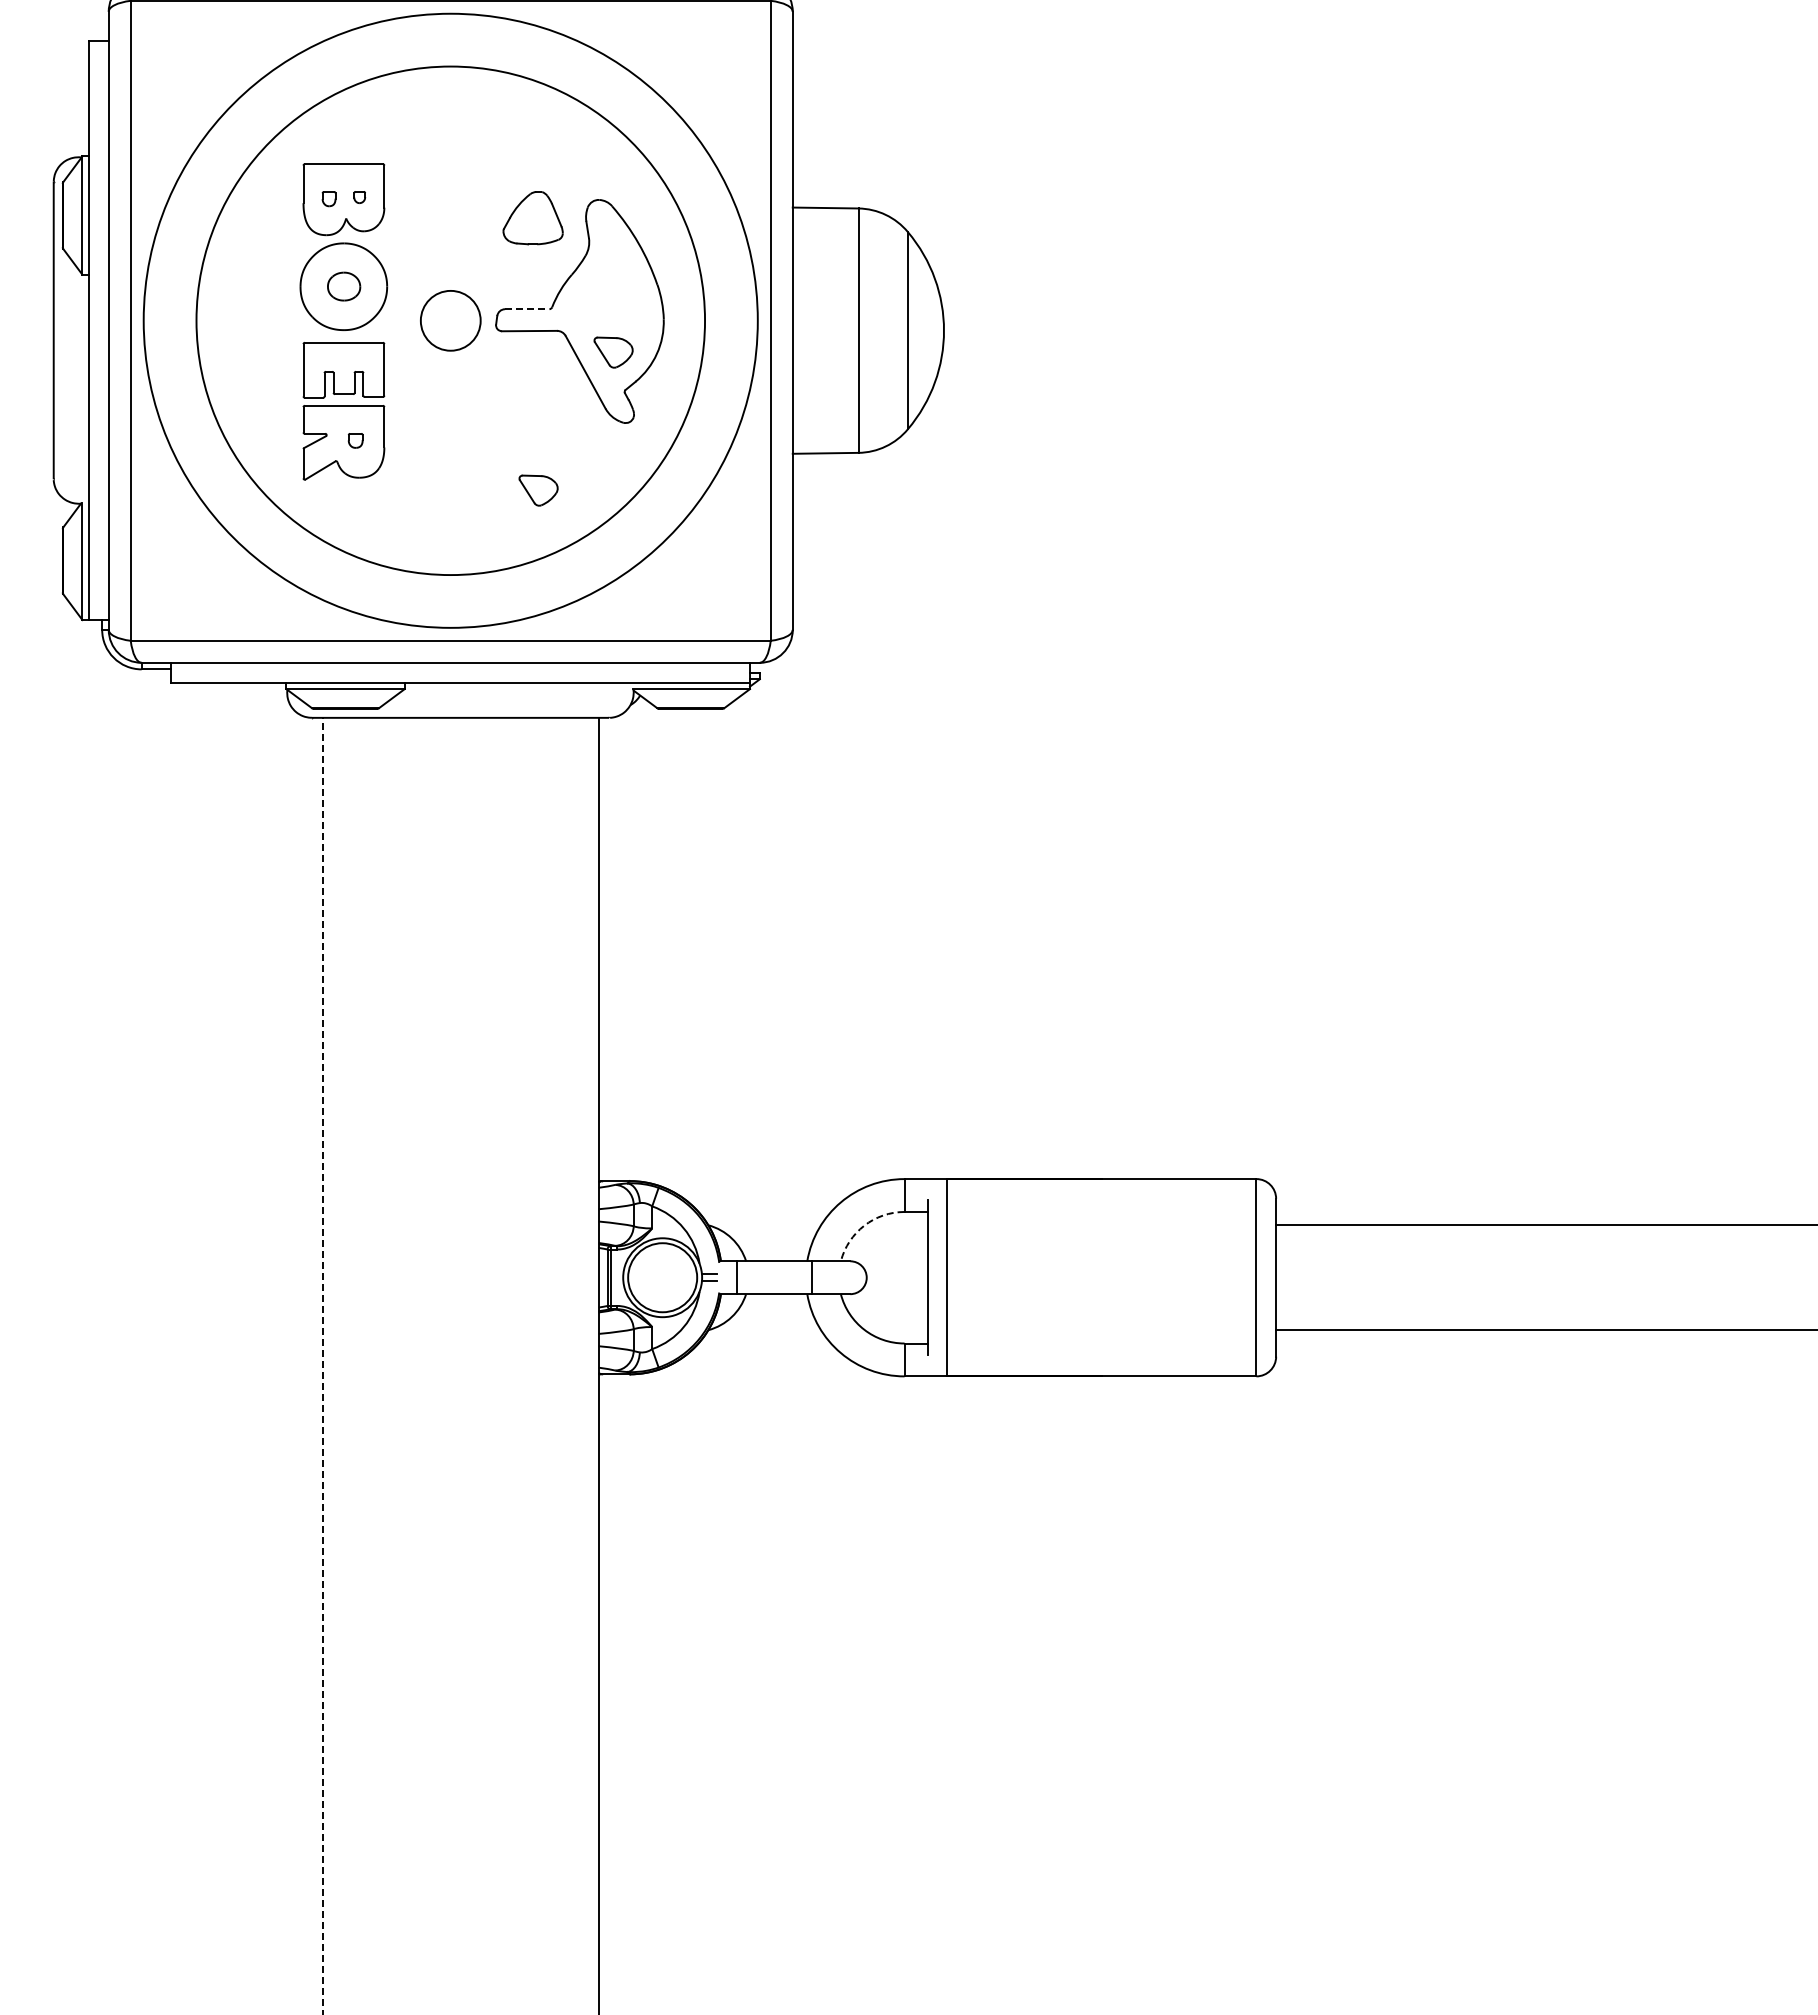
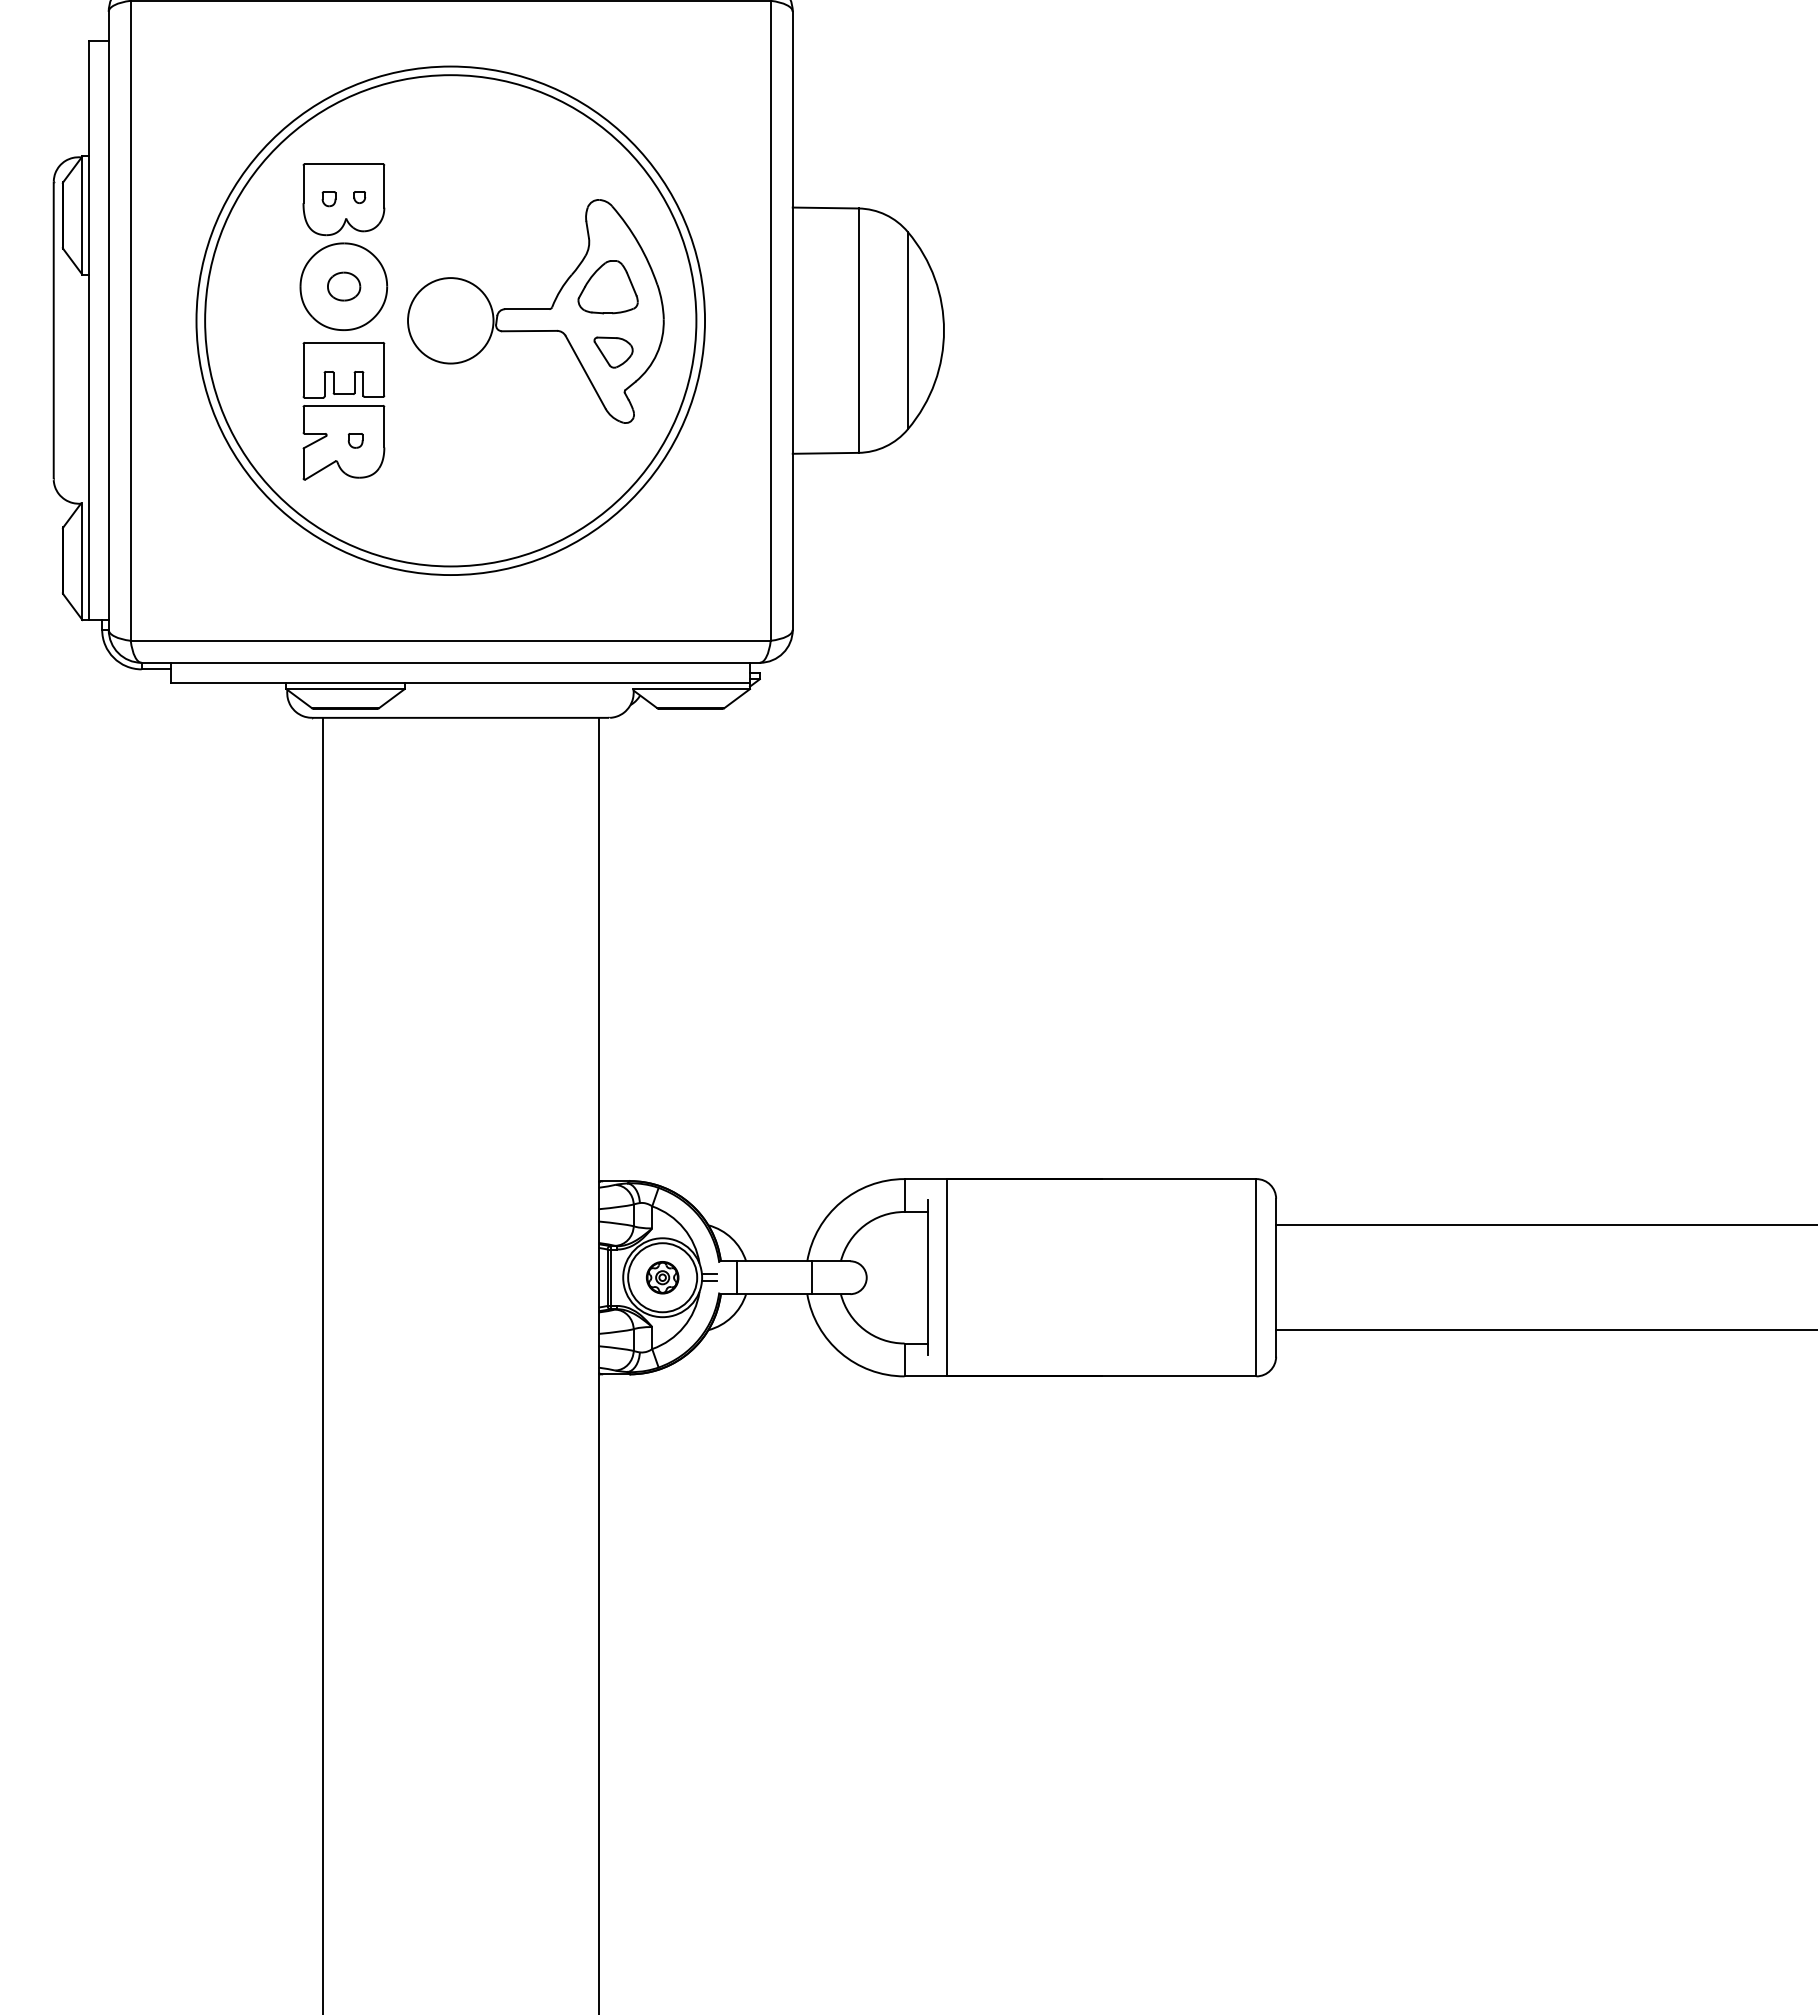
part position: (532, 218) -> (607, 287) (607, 287)
line: dashed -> solid (527, 309)
circle diameter: 60 px -> 85 px (450, 320)
circle diameter: 614 px -> 491 px (450, 320)
part: present -> none (538, 490)
arc: dashed -> solid (864, 1225)
part: none -> present (662, 1277)
line: dashed -> solid (322, 1365)
